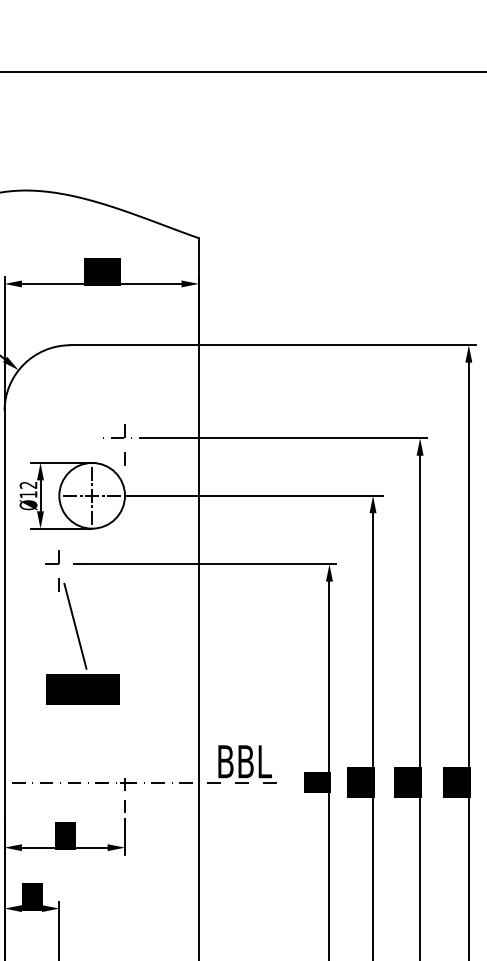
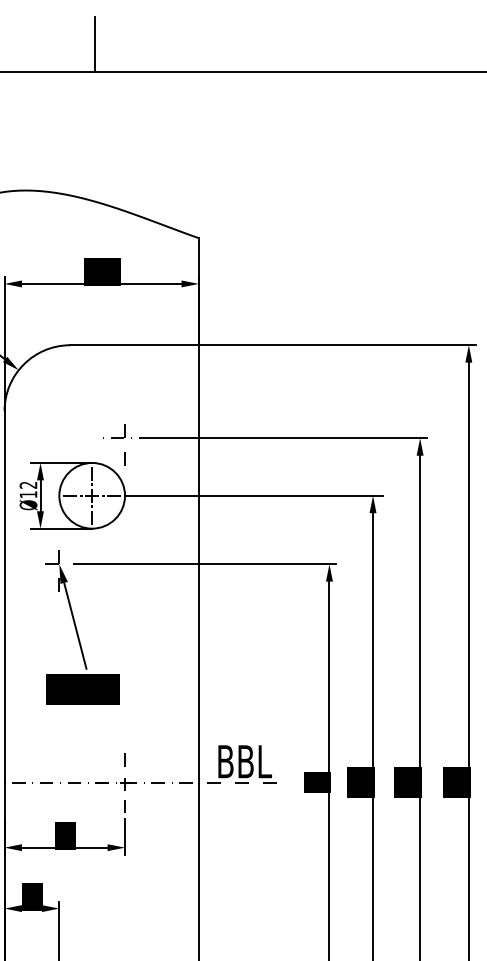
line: none -> present (95, 44)
fill: none -> present (63, 573)
line: none -> present (124, 759)
